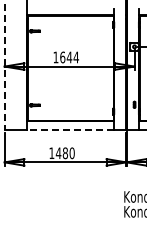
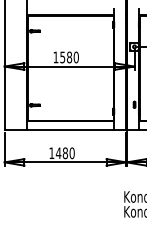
text: 1644 -> 1580 (69, 57)
line: dashed -> solid (4, 65)
line: dashed -> solid (70, 129)
